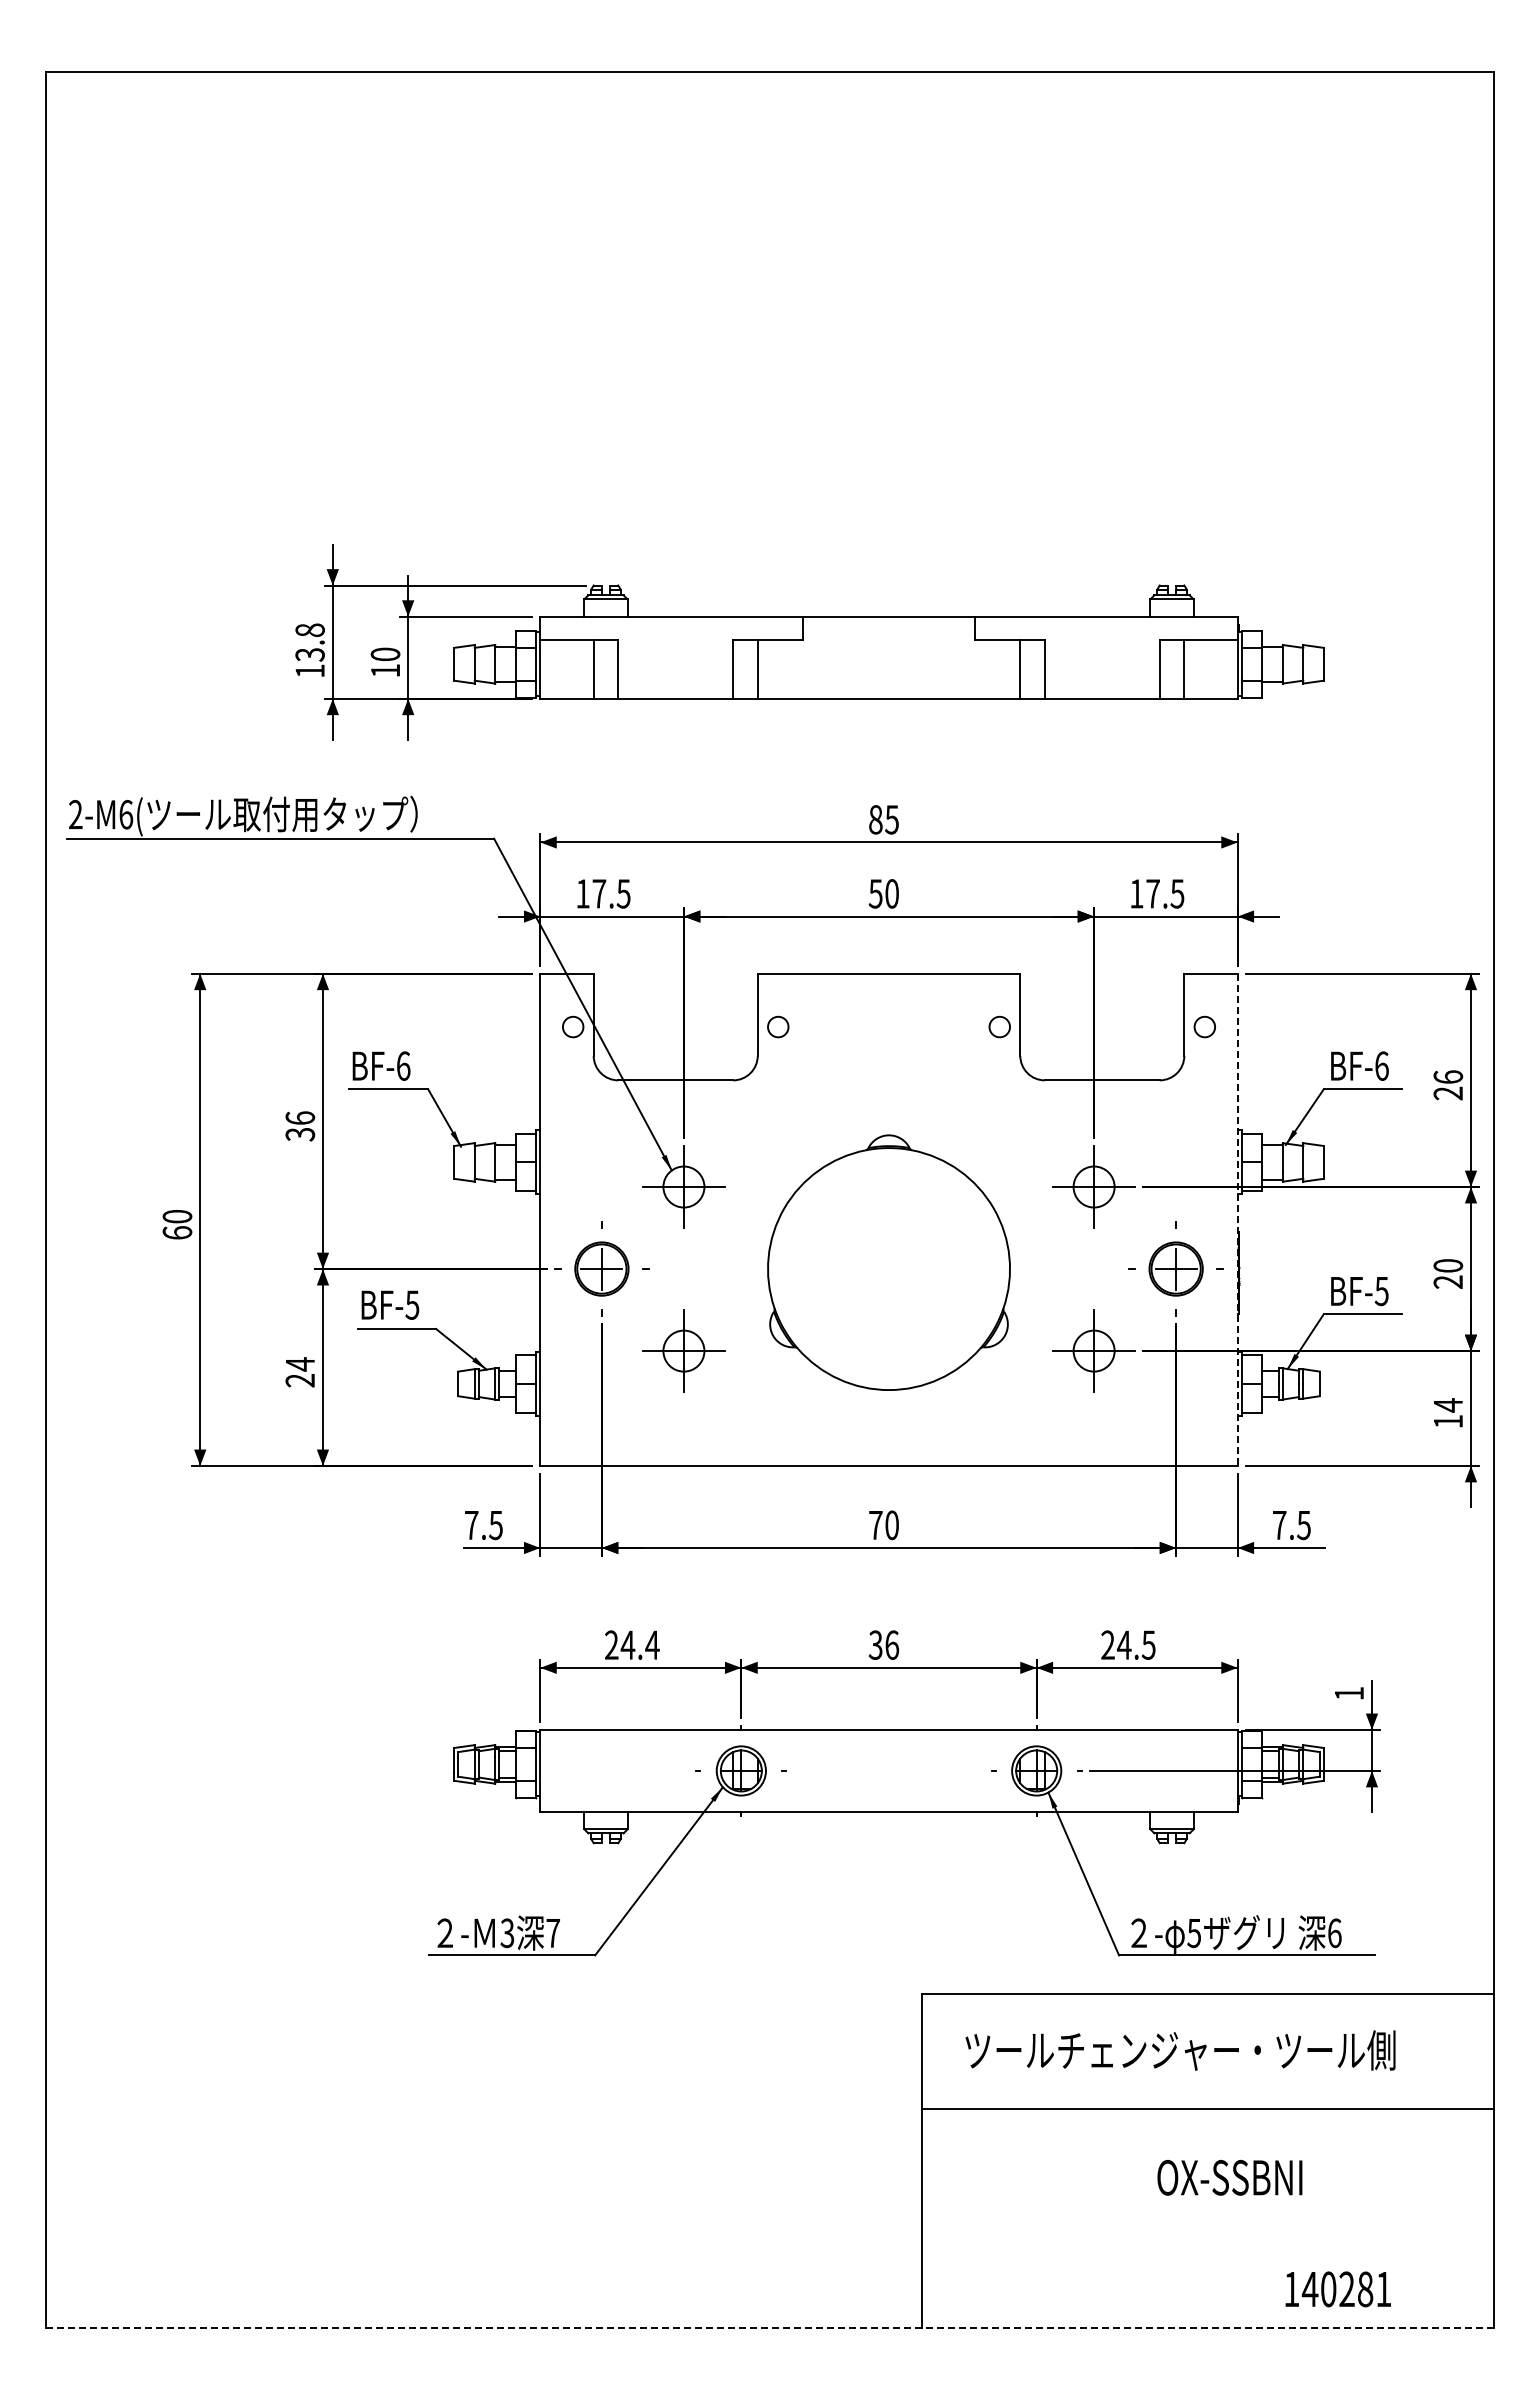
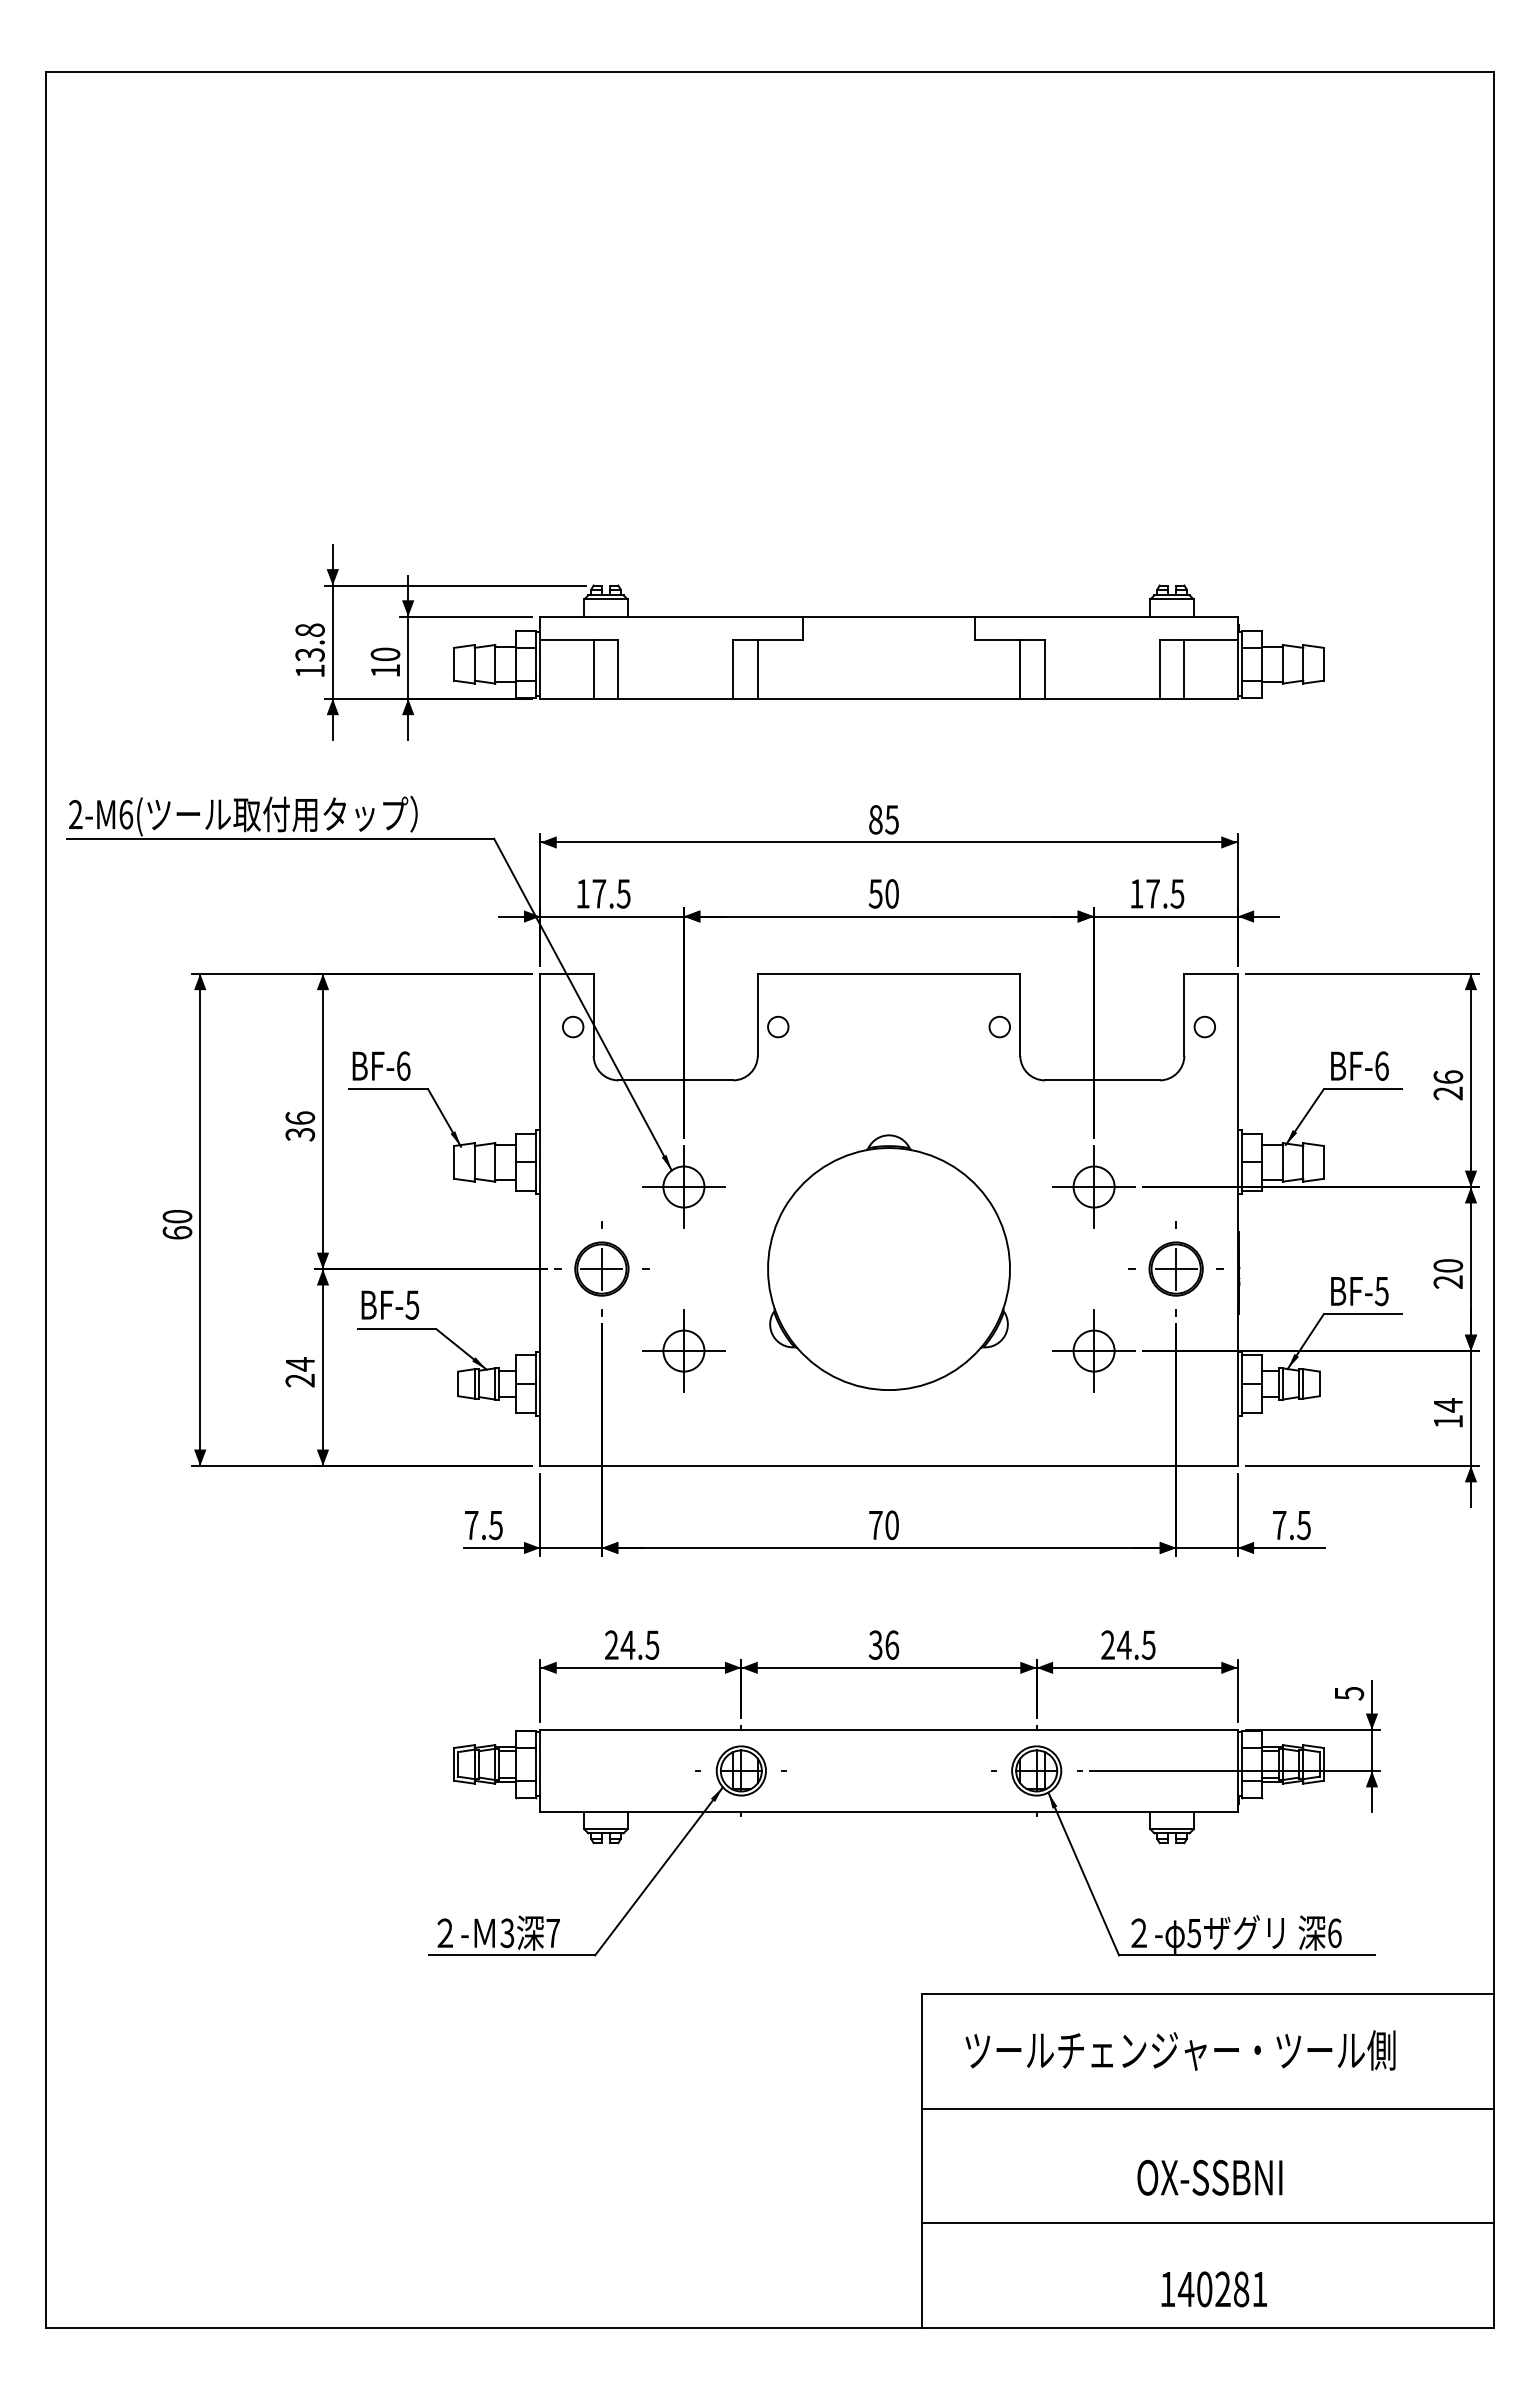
line: dashed -> solid (1237, 1220)
text: 24.4 -> 24.5 (652, 1644)
text: 1 -> 5 (1349, 1693)
text position: (1229, 2177) -> (1209, 2177) (1209, 2177)
line: none -> present (1207, 2223)
text position: (1337, 2289) -> (1213, 2289) (1213, 2289)
line: dashed -> solid (769, 2328)
